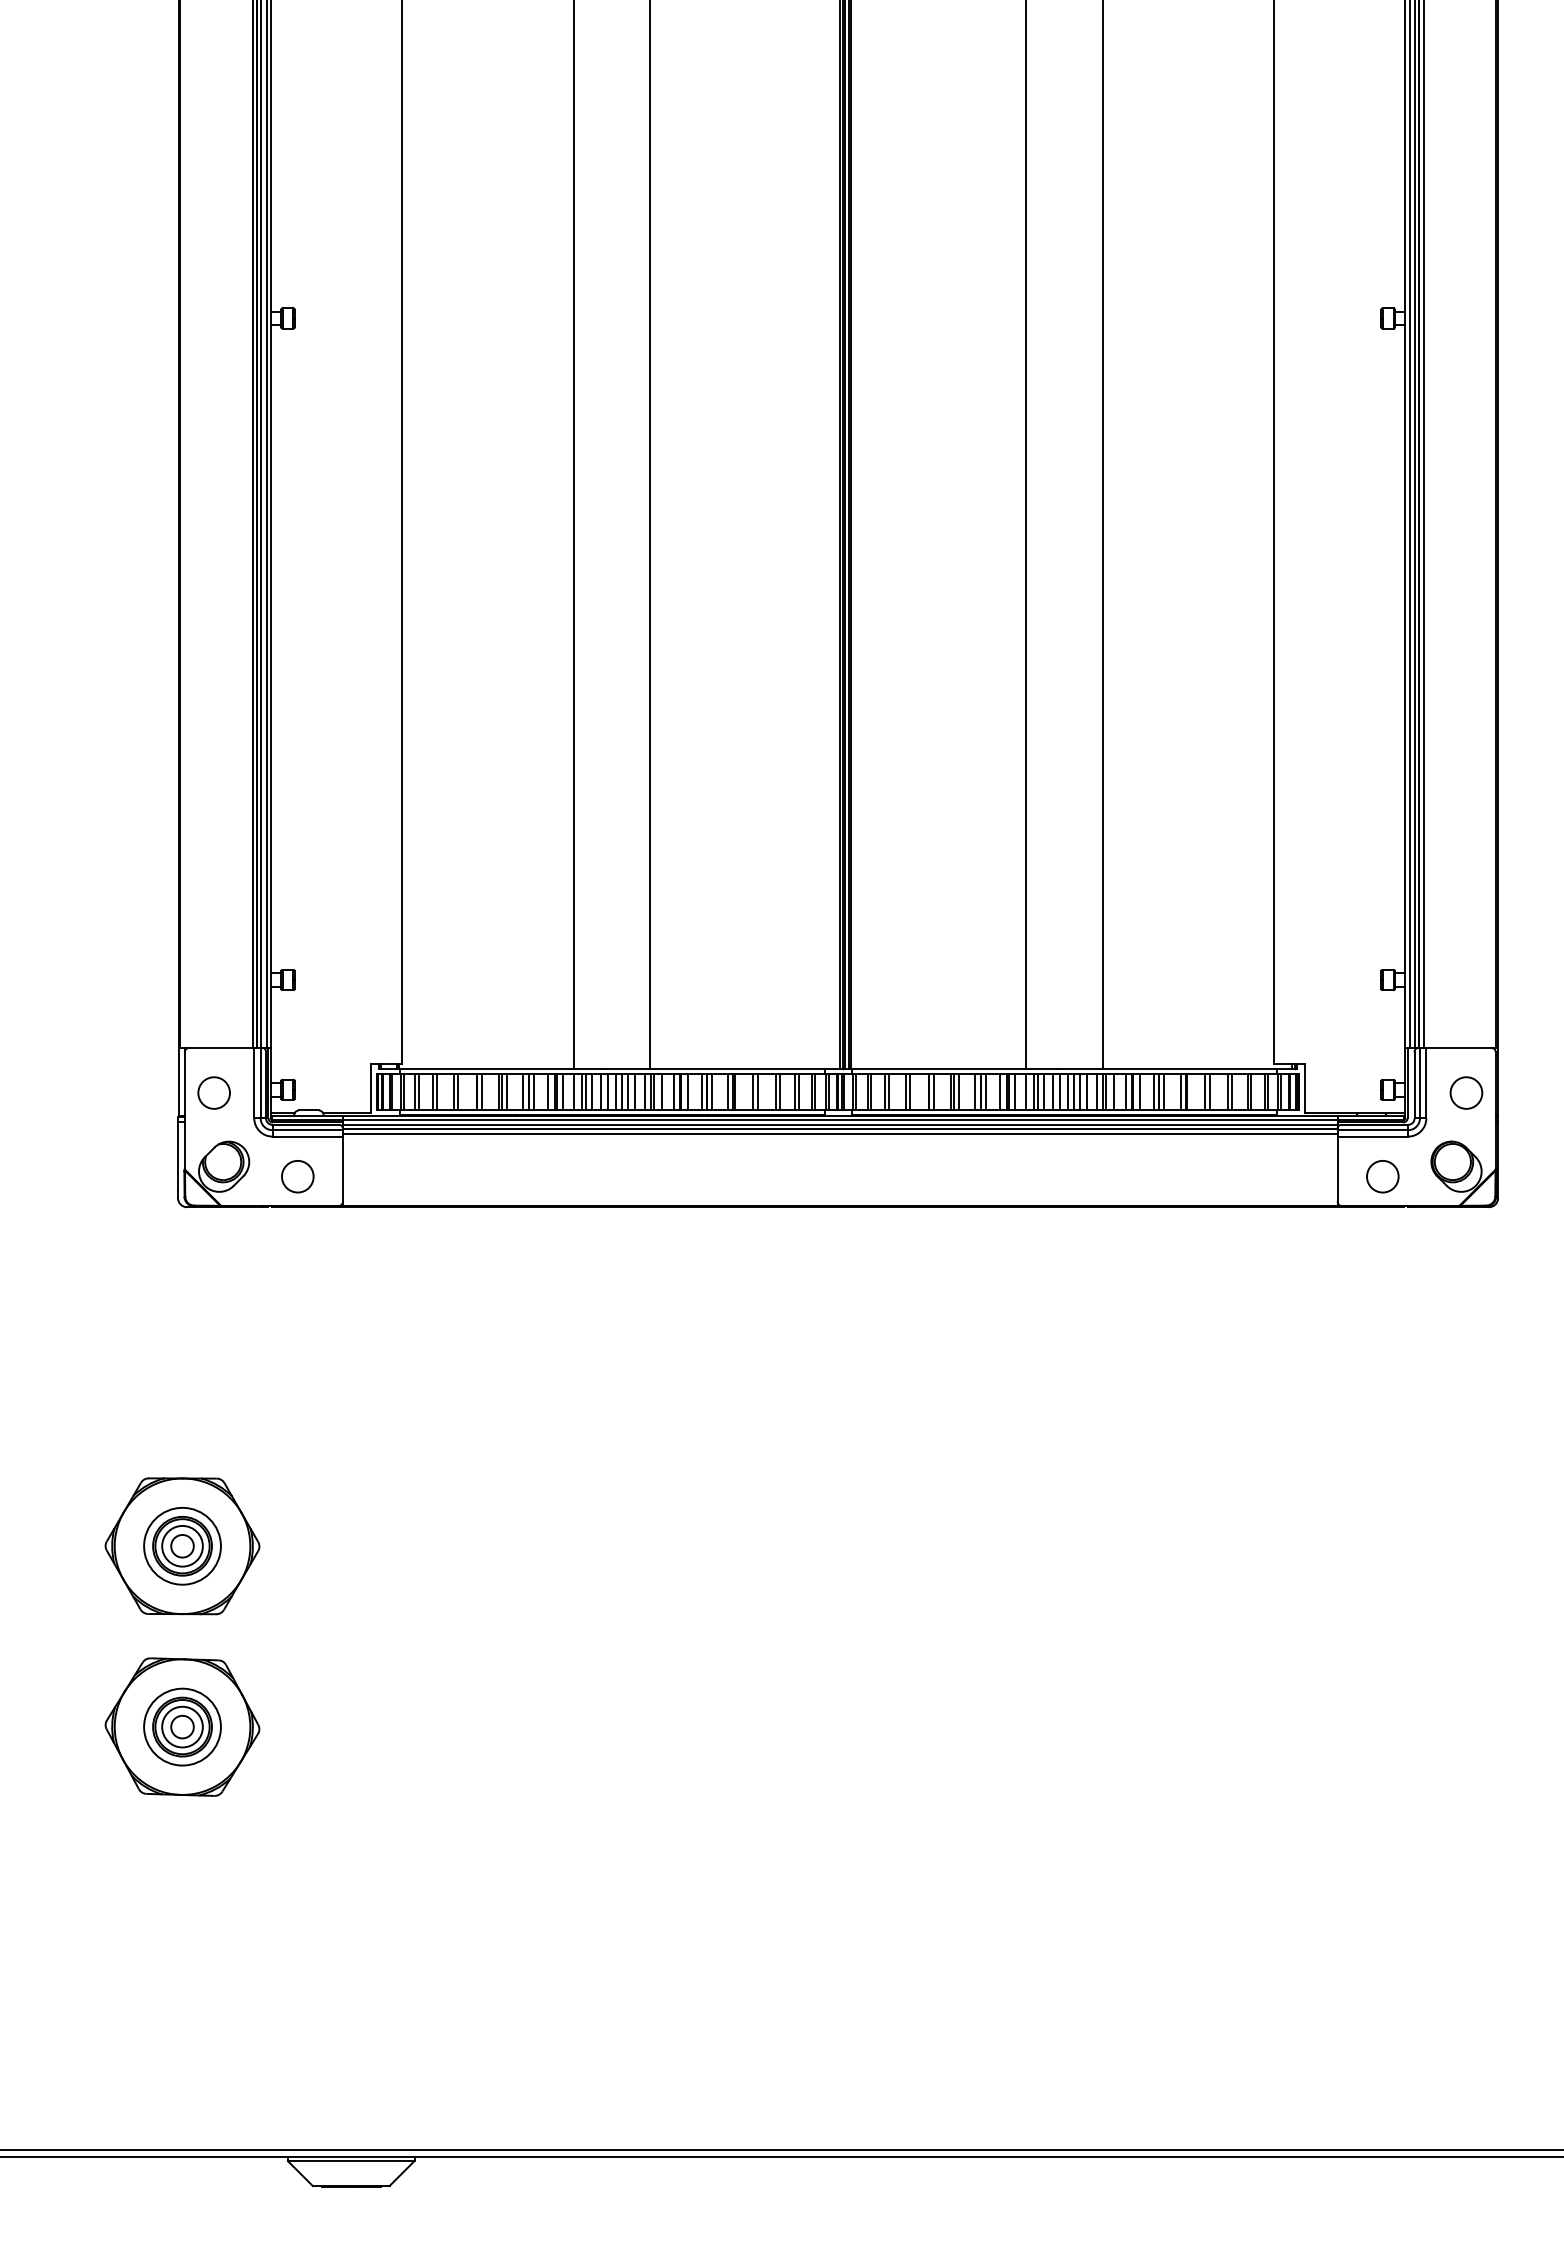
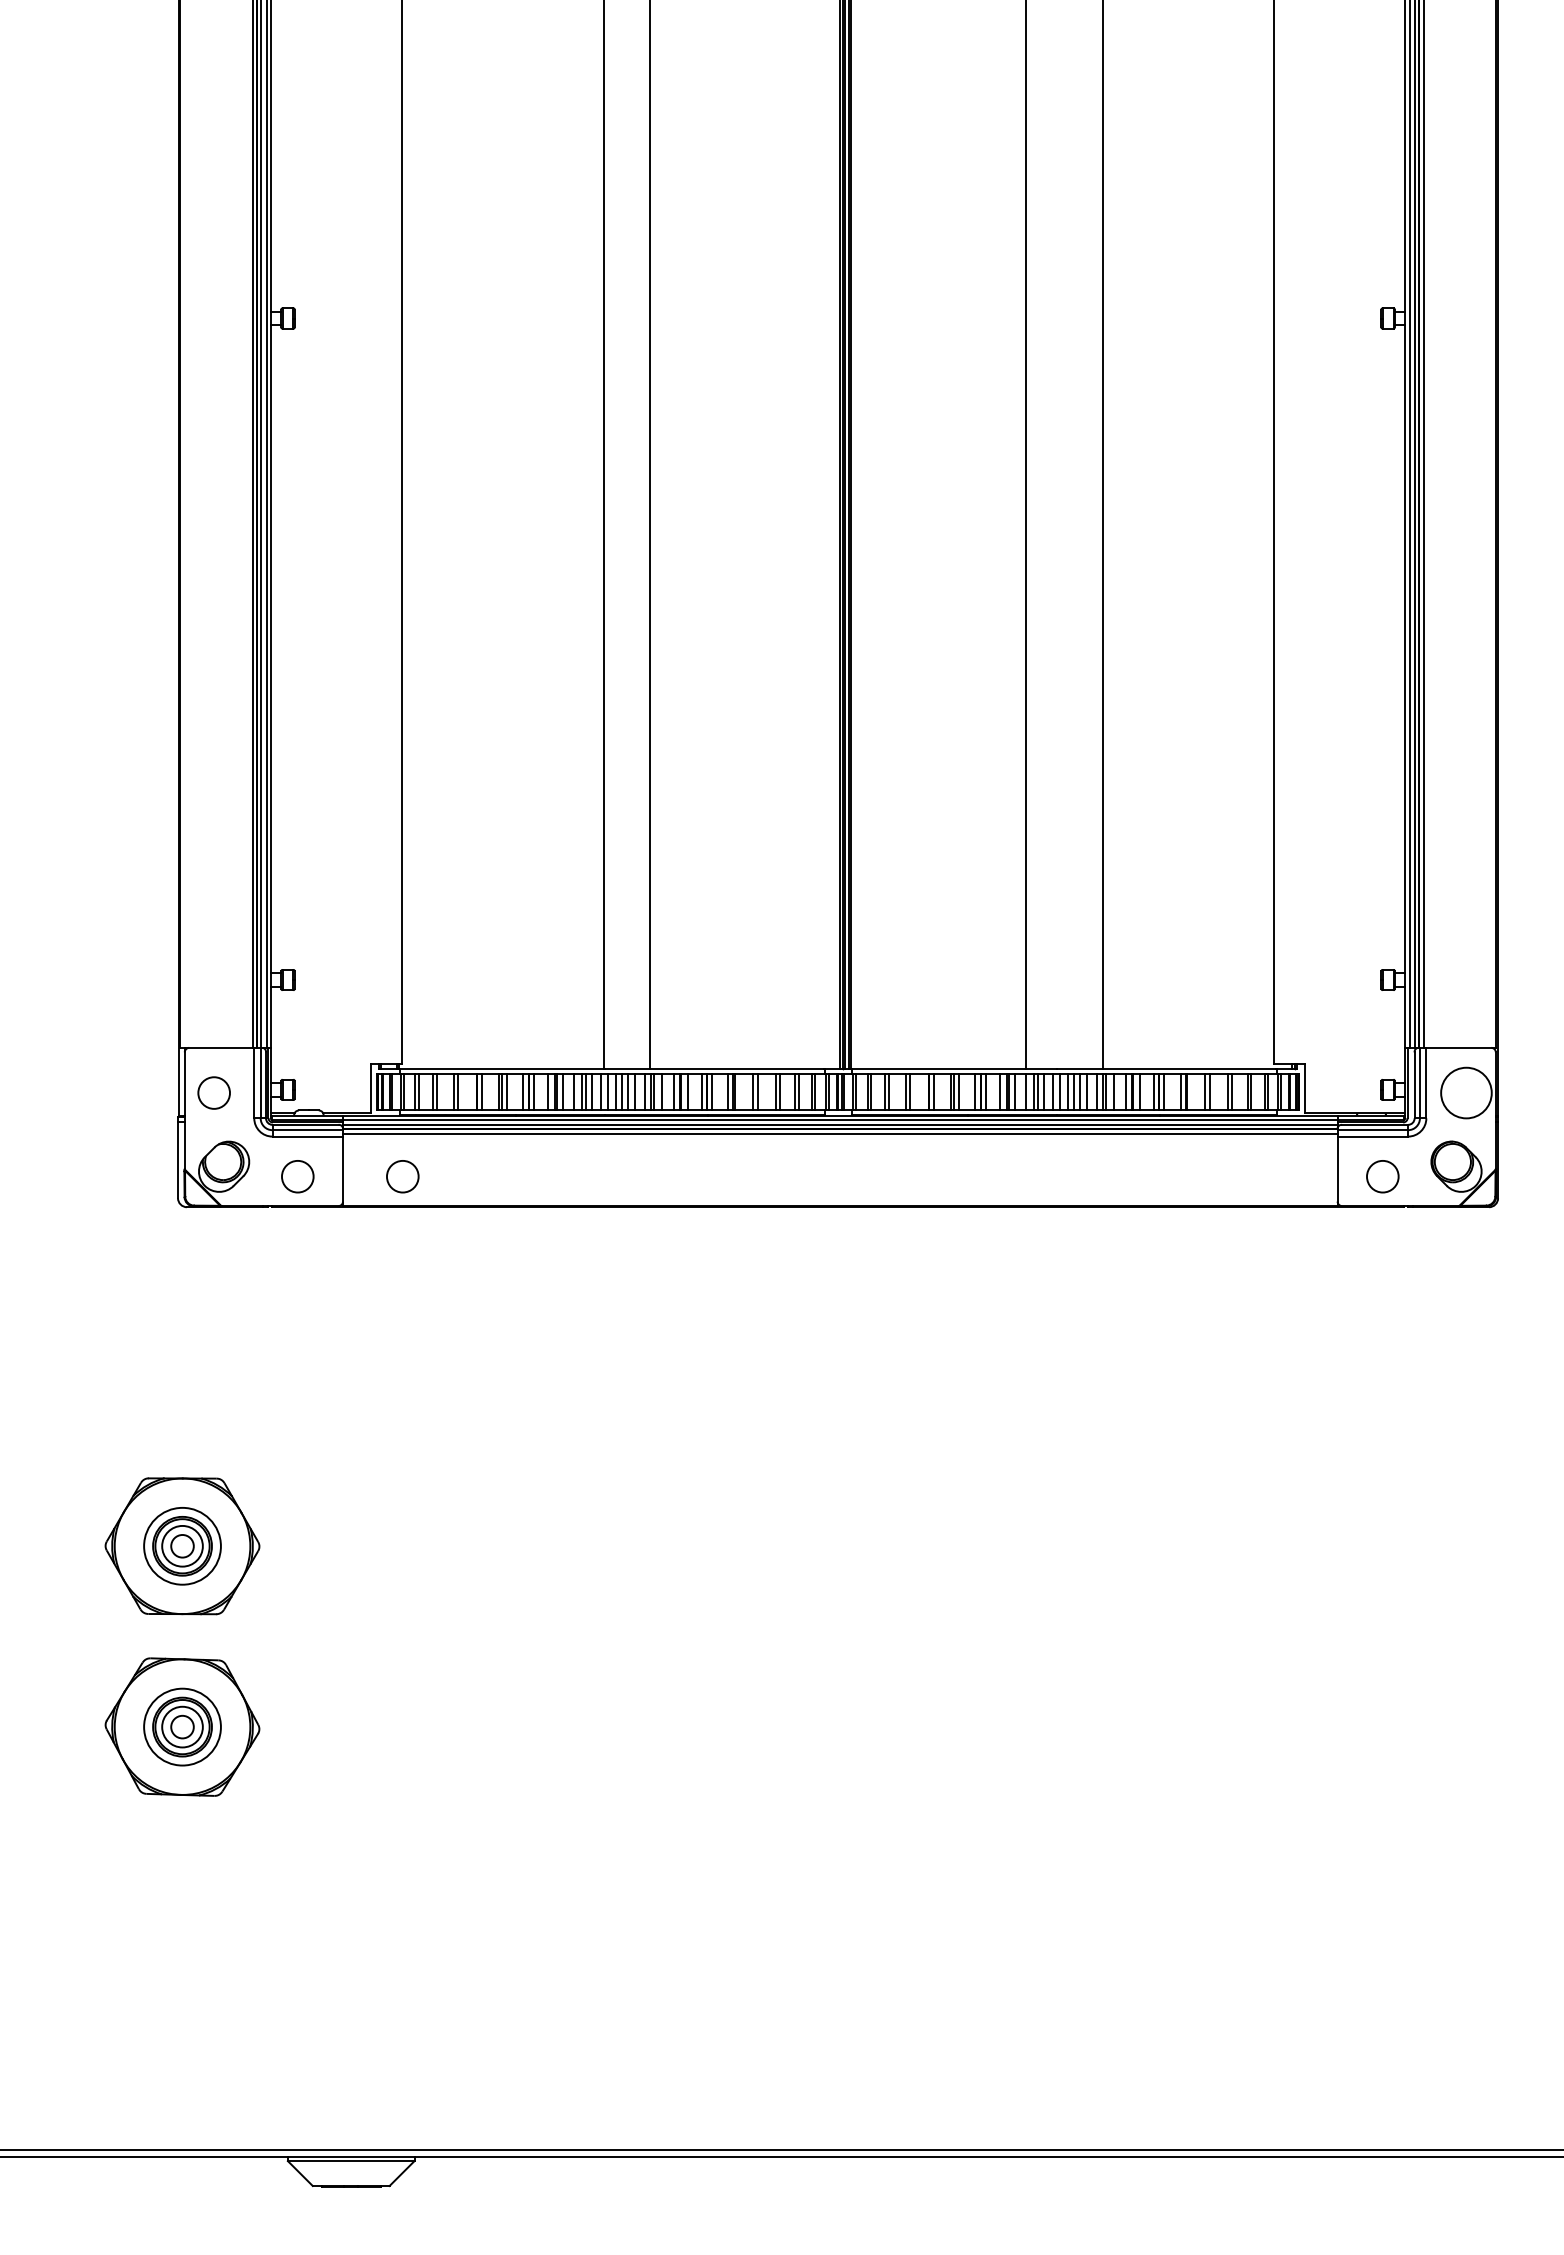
line position: (573, 535) -> (603, 535) (603, 535)
circle diameter: 32 px -> 51 px (1466, 1092)
circle: none -> present (402, 1176)
